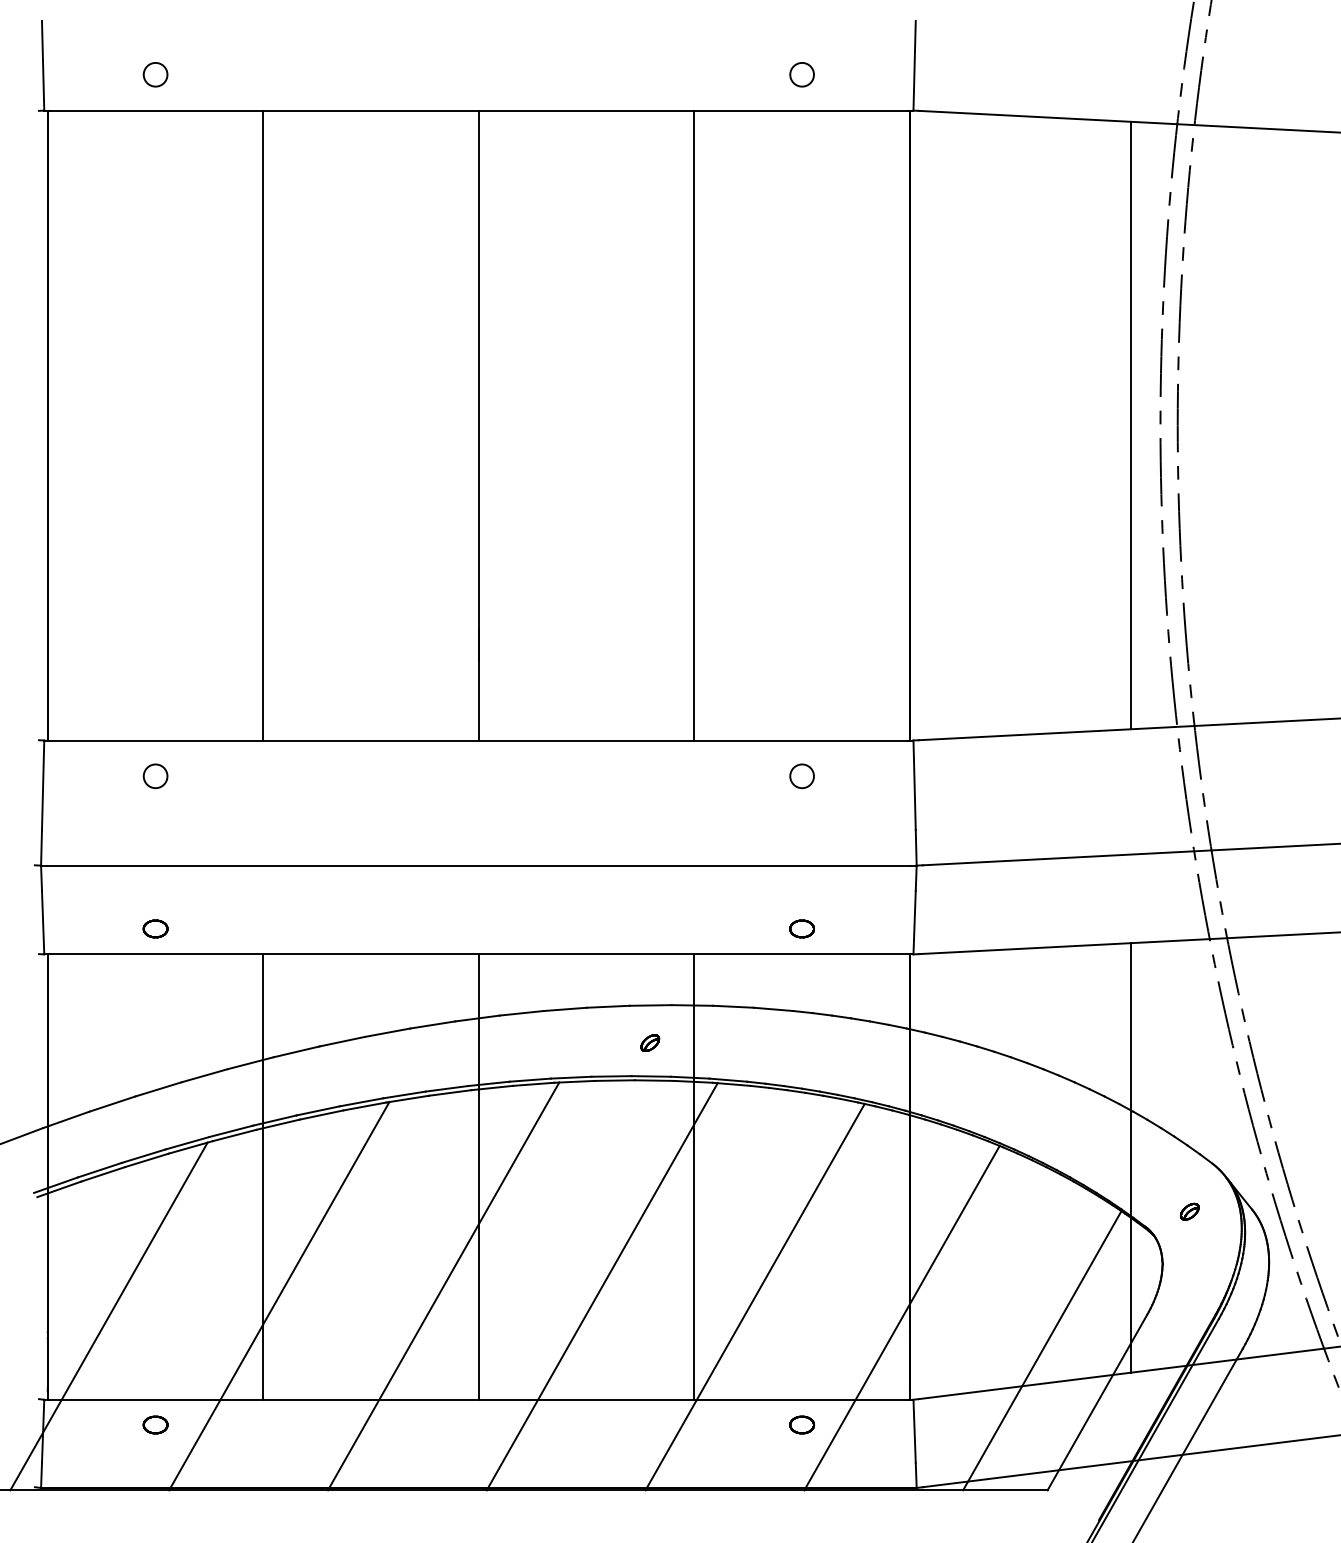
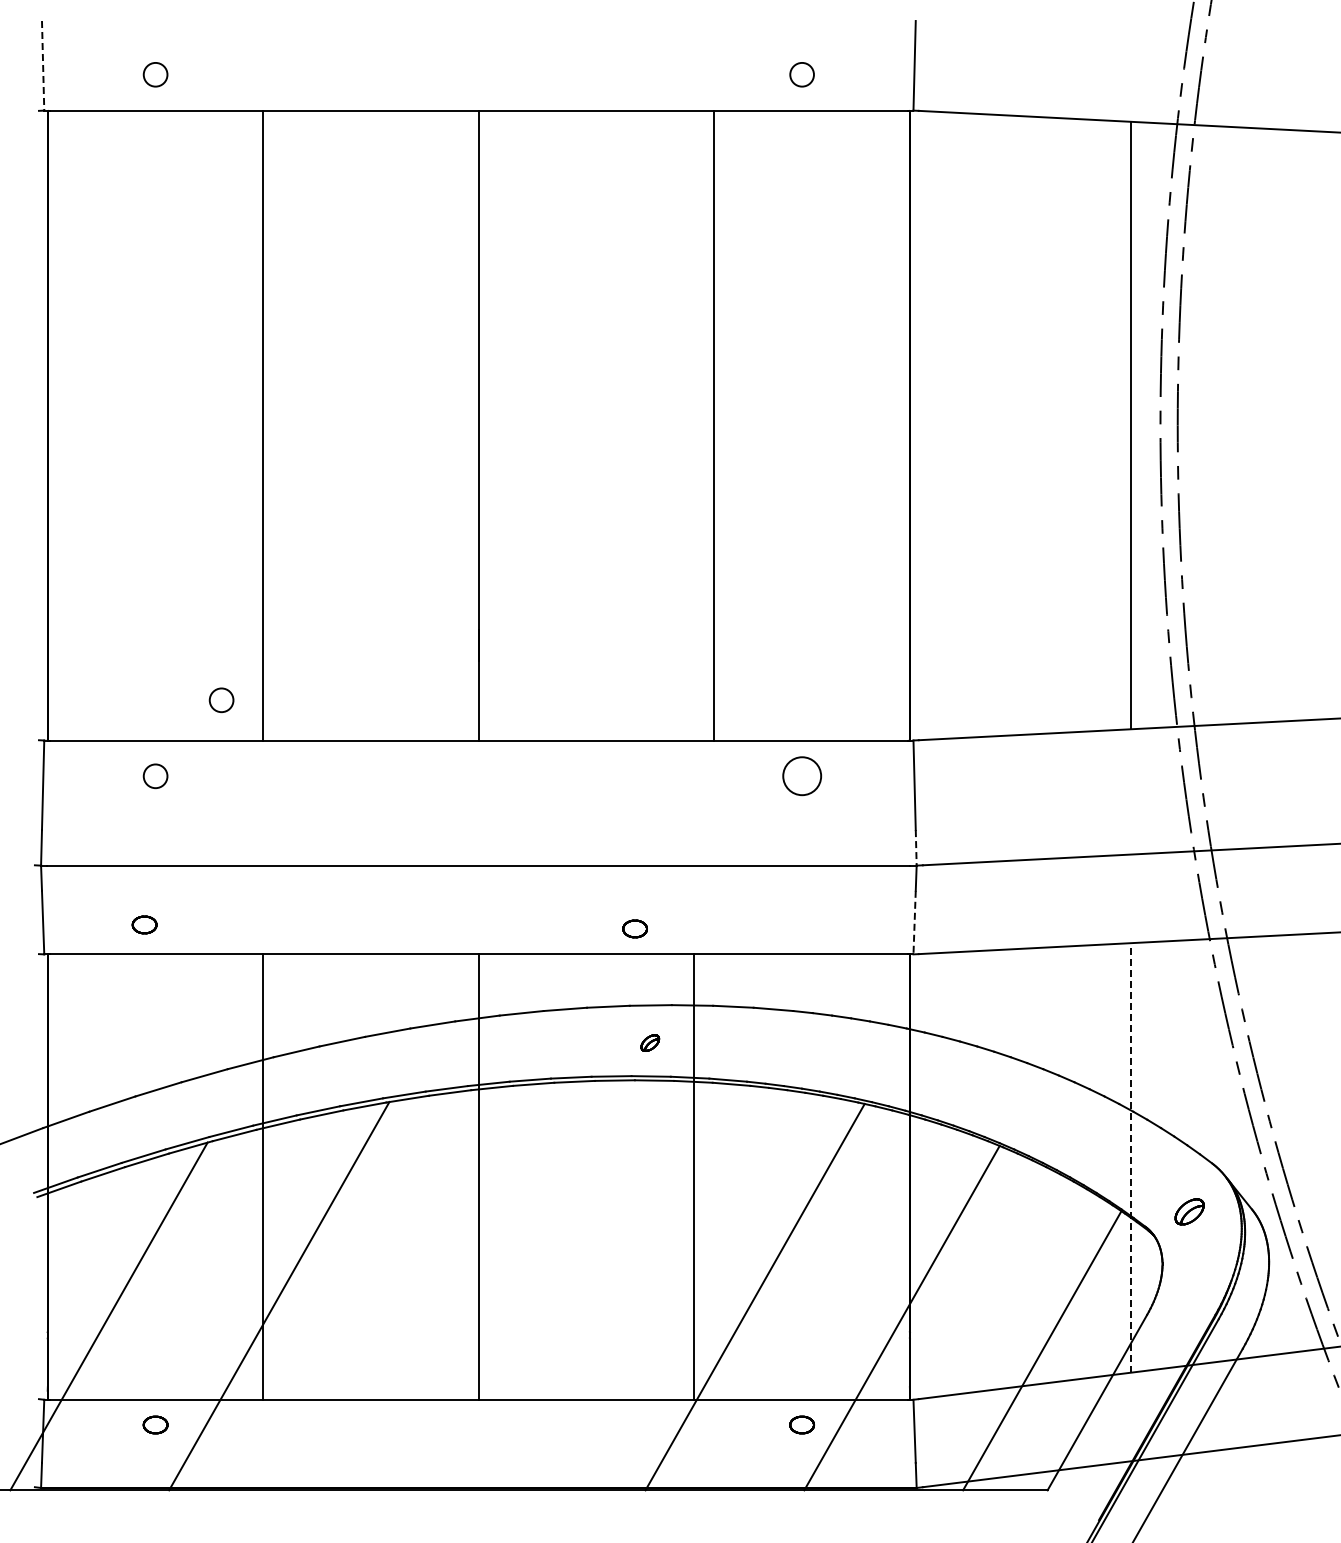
line: solid -> dashed (43, 65)
line position: (694, 425) -> (714, 425) (714, 425)
circle: none -> present (221, 700)
circle size: 26x27 px -> 41x41 px (802, 776)
line: solid -> dashed (916, 847)
line: solid -> dashed (914, 922)
part position: (155, 928) -> (144, 924) (144, 924)
part position: (801, 928) -> (634, 928) (634, 928)
line: solid -> dashed (1131, 1157)
part size: 20x19 px -> 31x28 px (1189, 1211)
line: present -> none (443, 1286)
line: present -> none (601, 1286)
